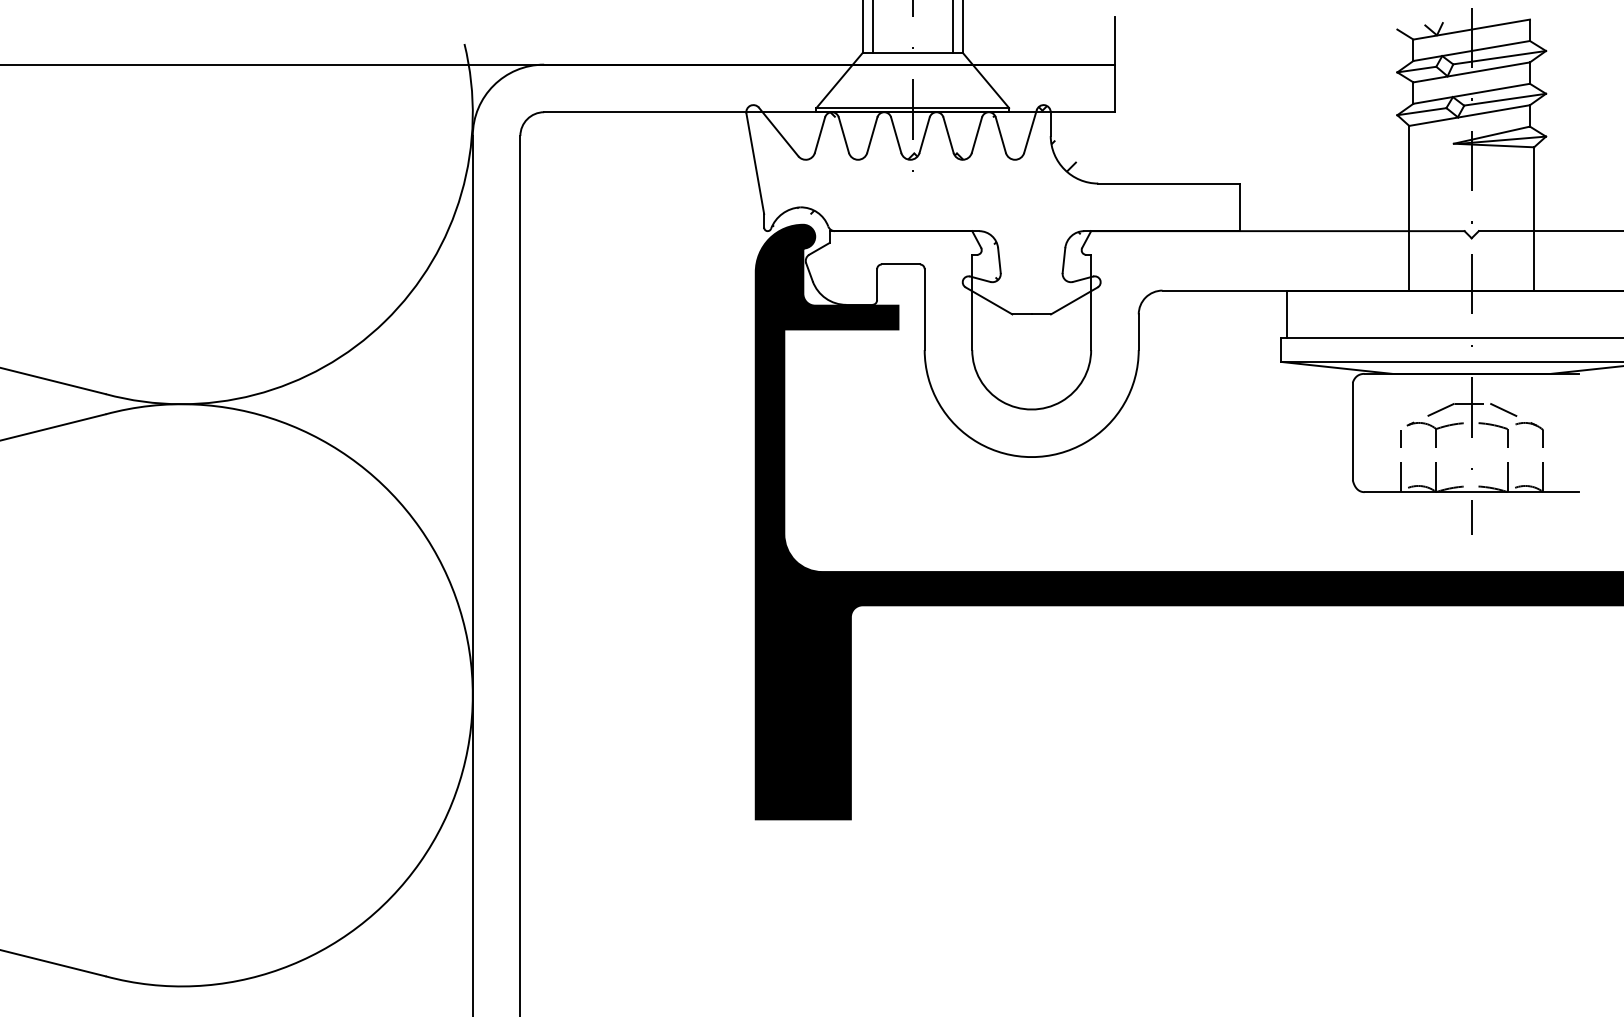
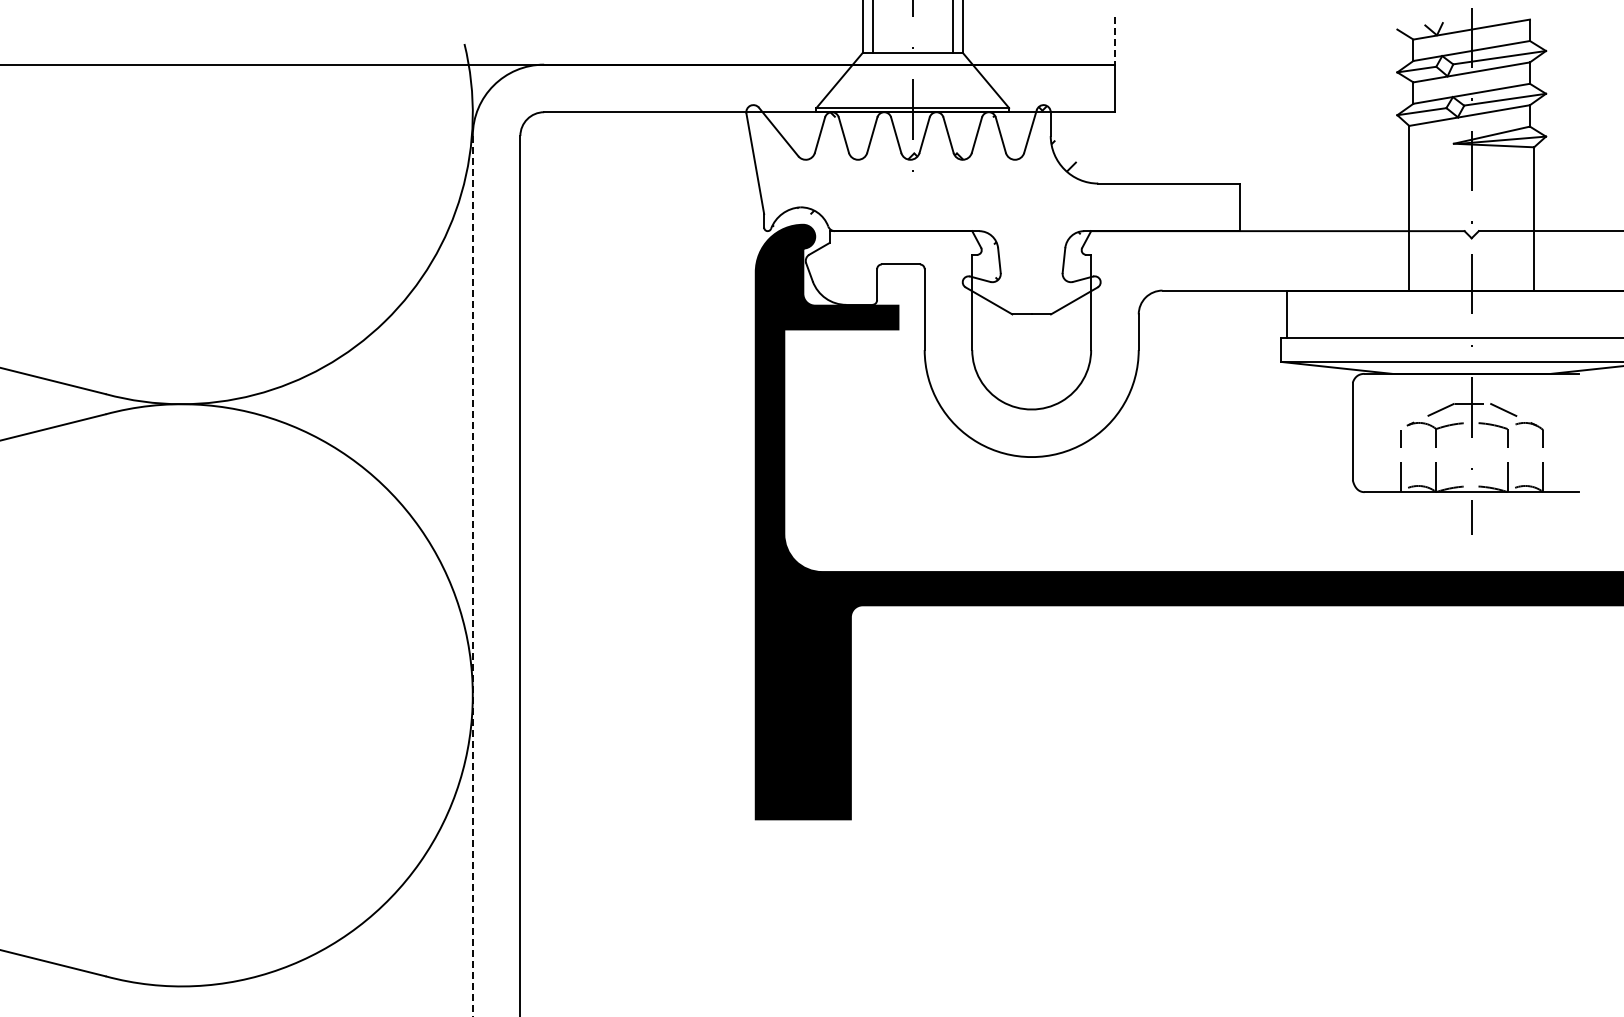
line: solid -> dashed (1114, 40)
line: solid -> dashed (472, 576)
